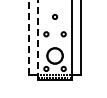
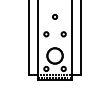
line: dashed -> solid (29, 38)
line: dashed -> solid (37, 40)
